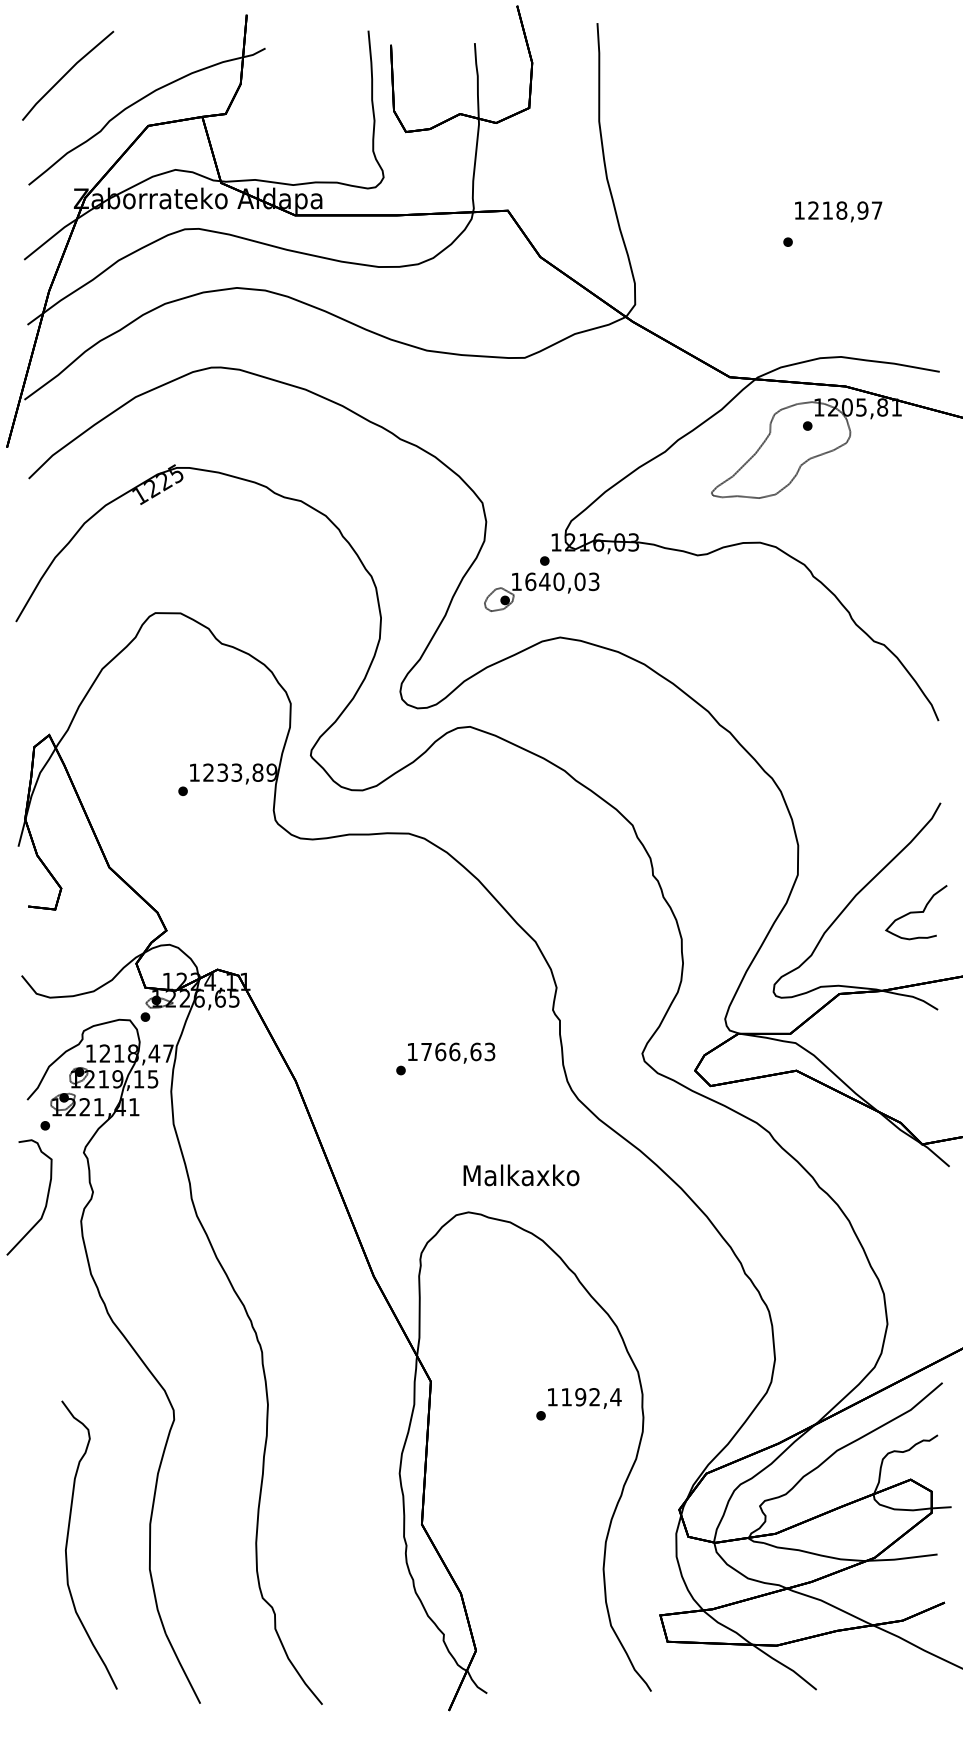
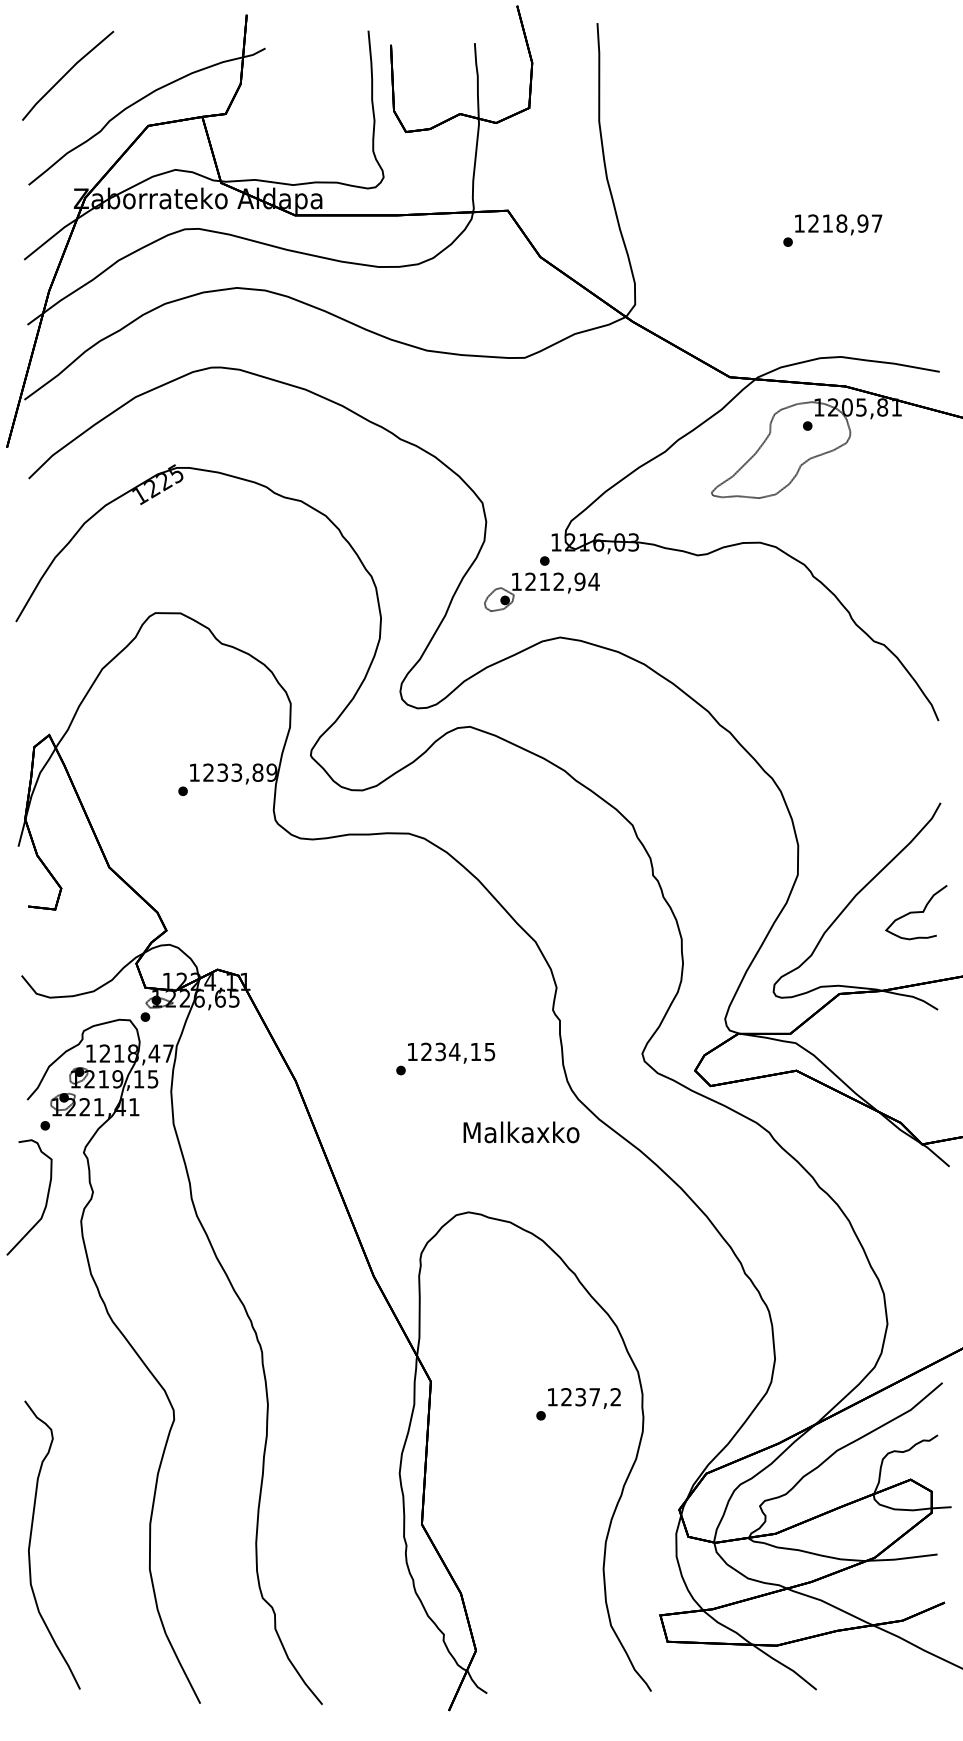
text position: (838, 211) -> (838, 224) (838, 224)
text: 1640,03 -> 1212,94 (562, 581)
text: 1766,63 -> 1234,15 (458, 1051)
text position: (521, 1175) -> (521, 1132) (521, 1132)
text: 1192,4 -> 1237,2 (591, 1397)
curve position: (68, 1539) -> (31, 1539) (31, 1539)
